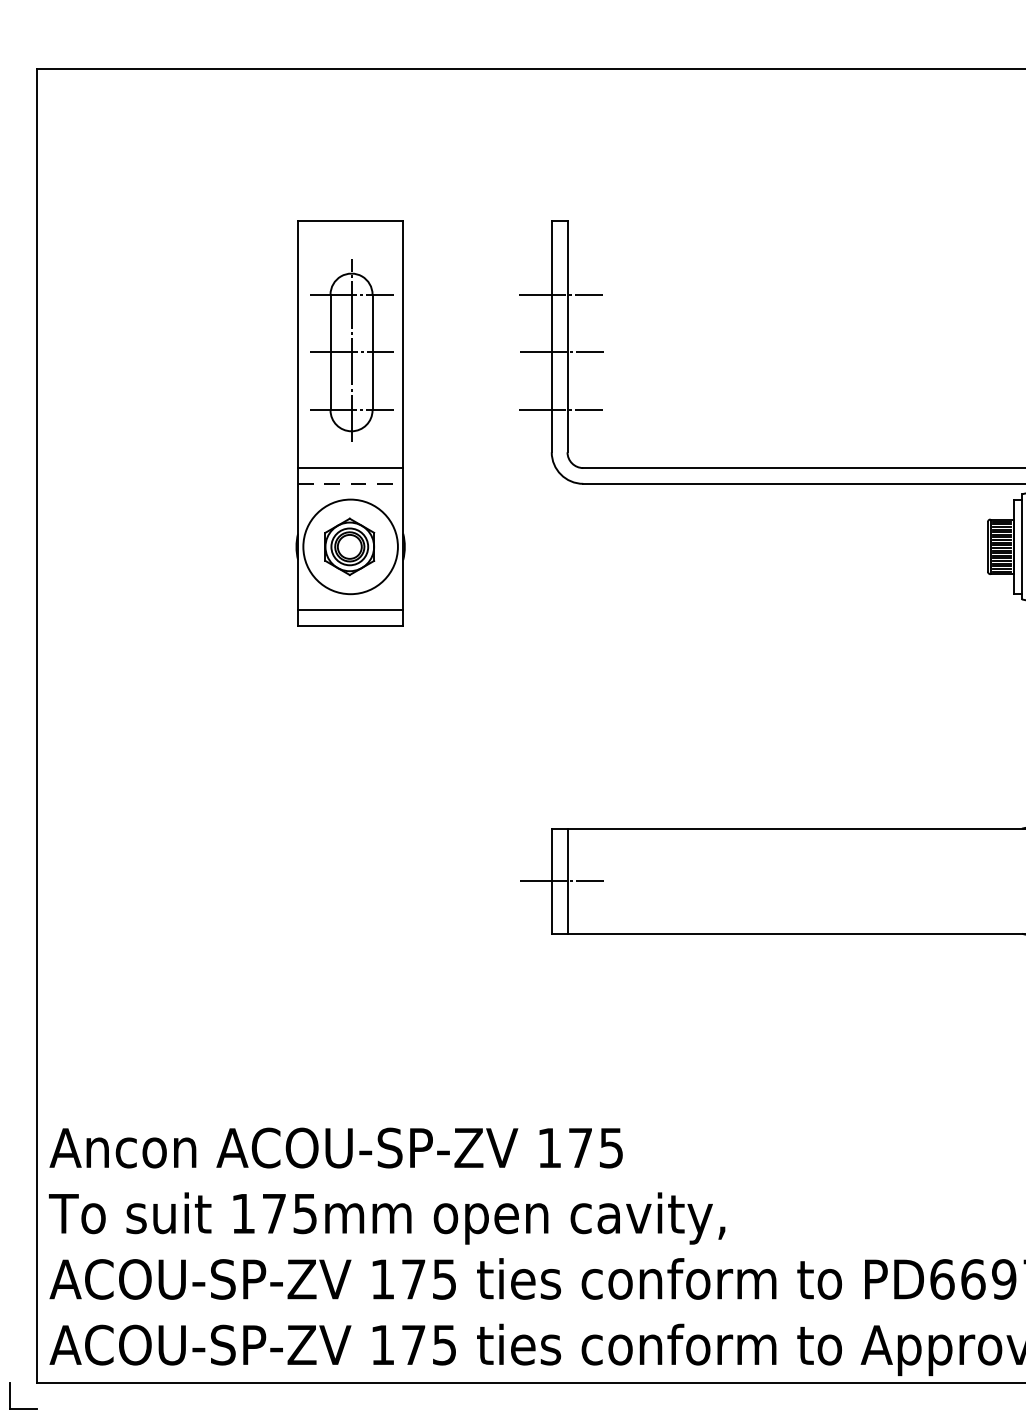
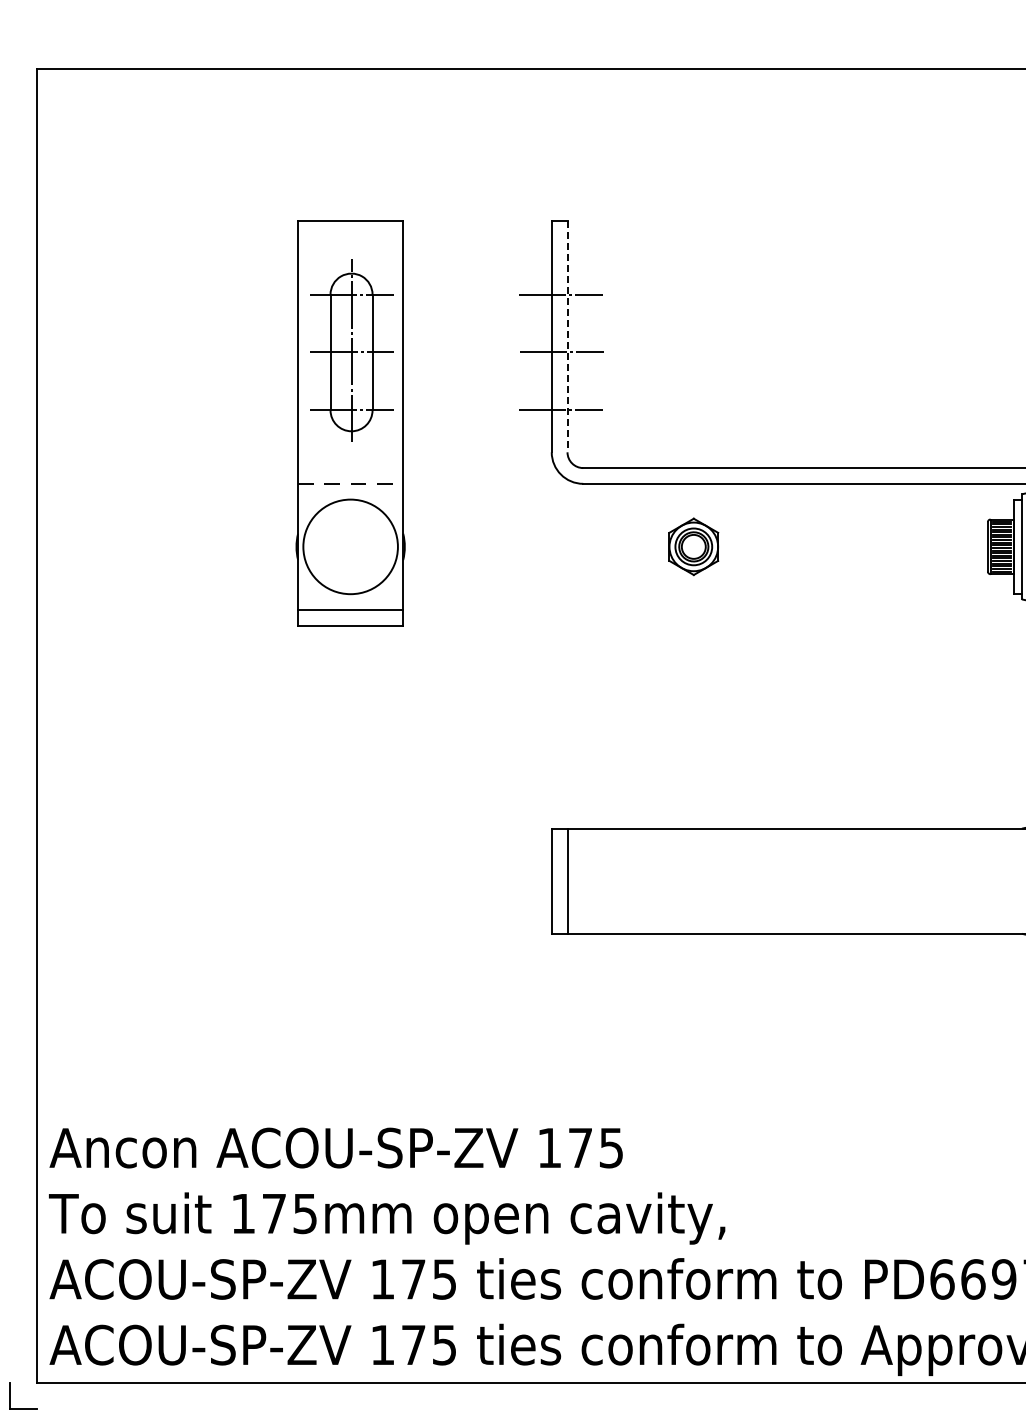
line: solid -> dashed (567, 336)
line: present -> none (350, 468)
part position: (349, 546) -> (693, 546) (693, 546)
line: present -> none (561, 881)
